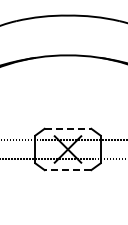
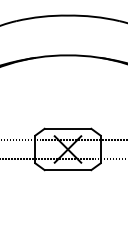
line: dashed -> solid (68, 128)
line: dashed -> solid (67, 170)
